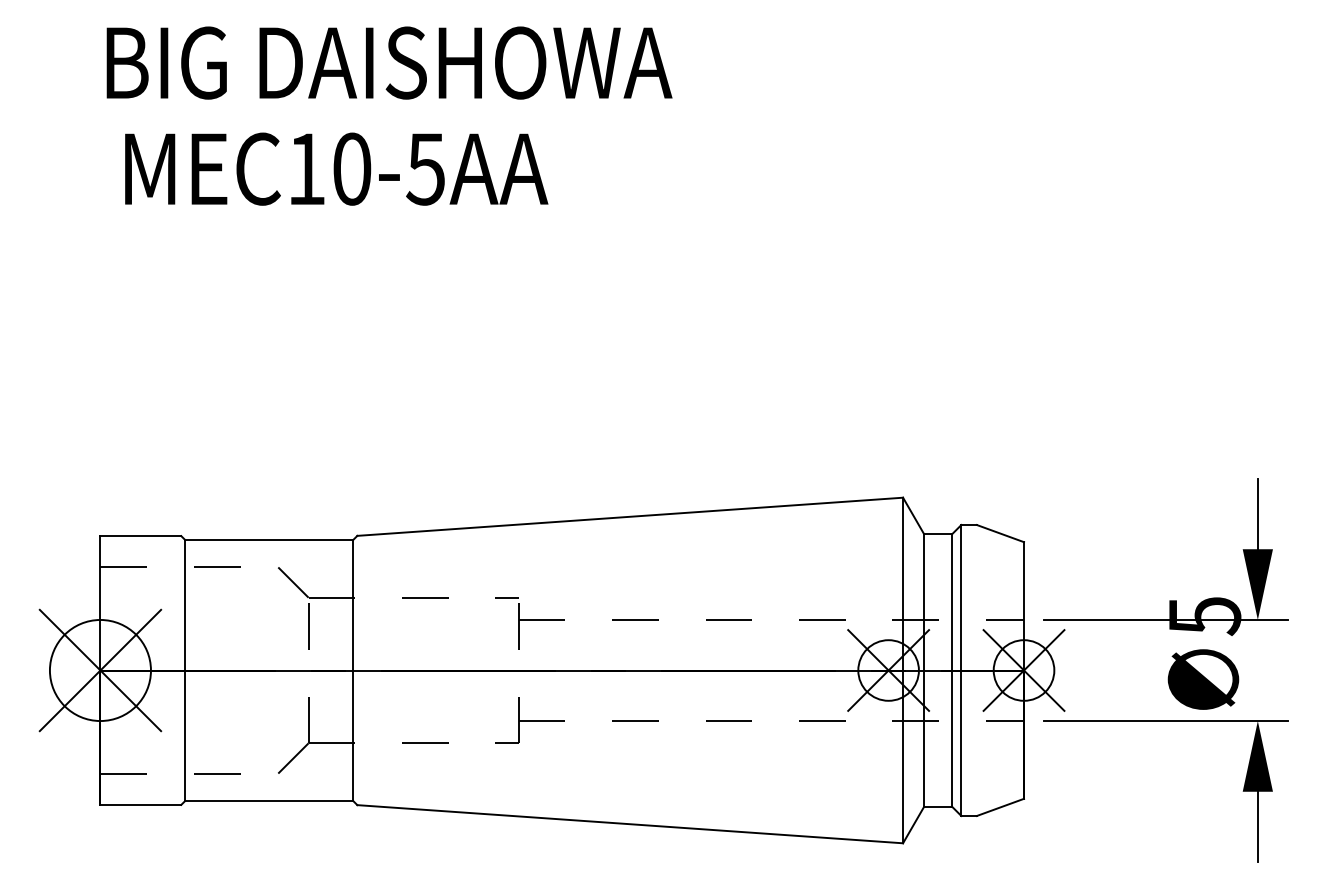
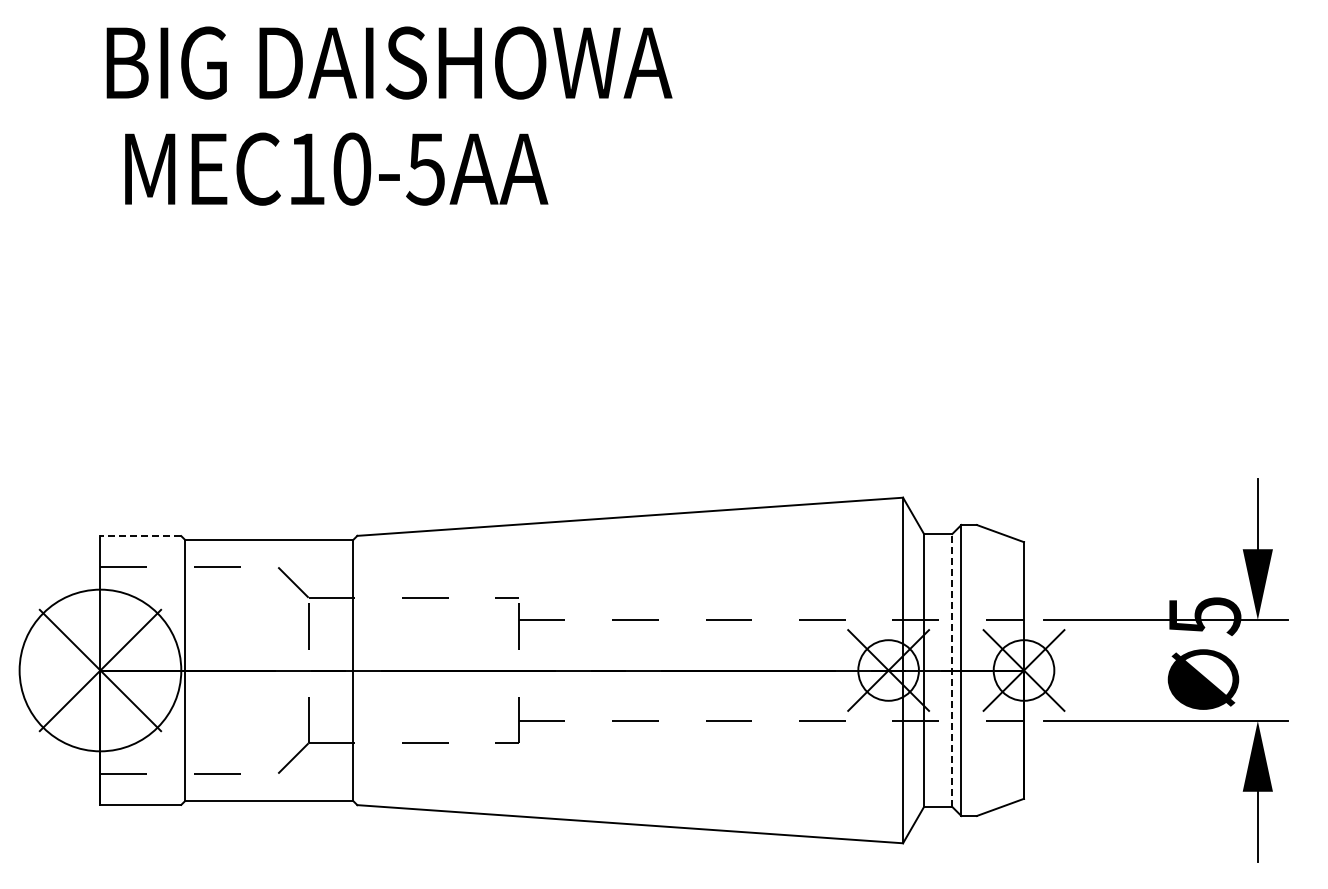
line: solid -> dashed (140, 536)
circle diameter: 101 px -> 162 px (100, 670)
line: solid -> dashed (952, 670)
